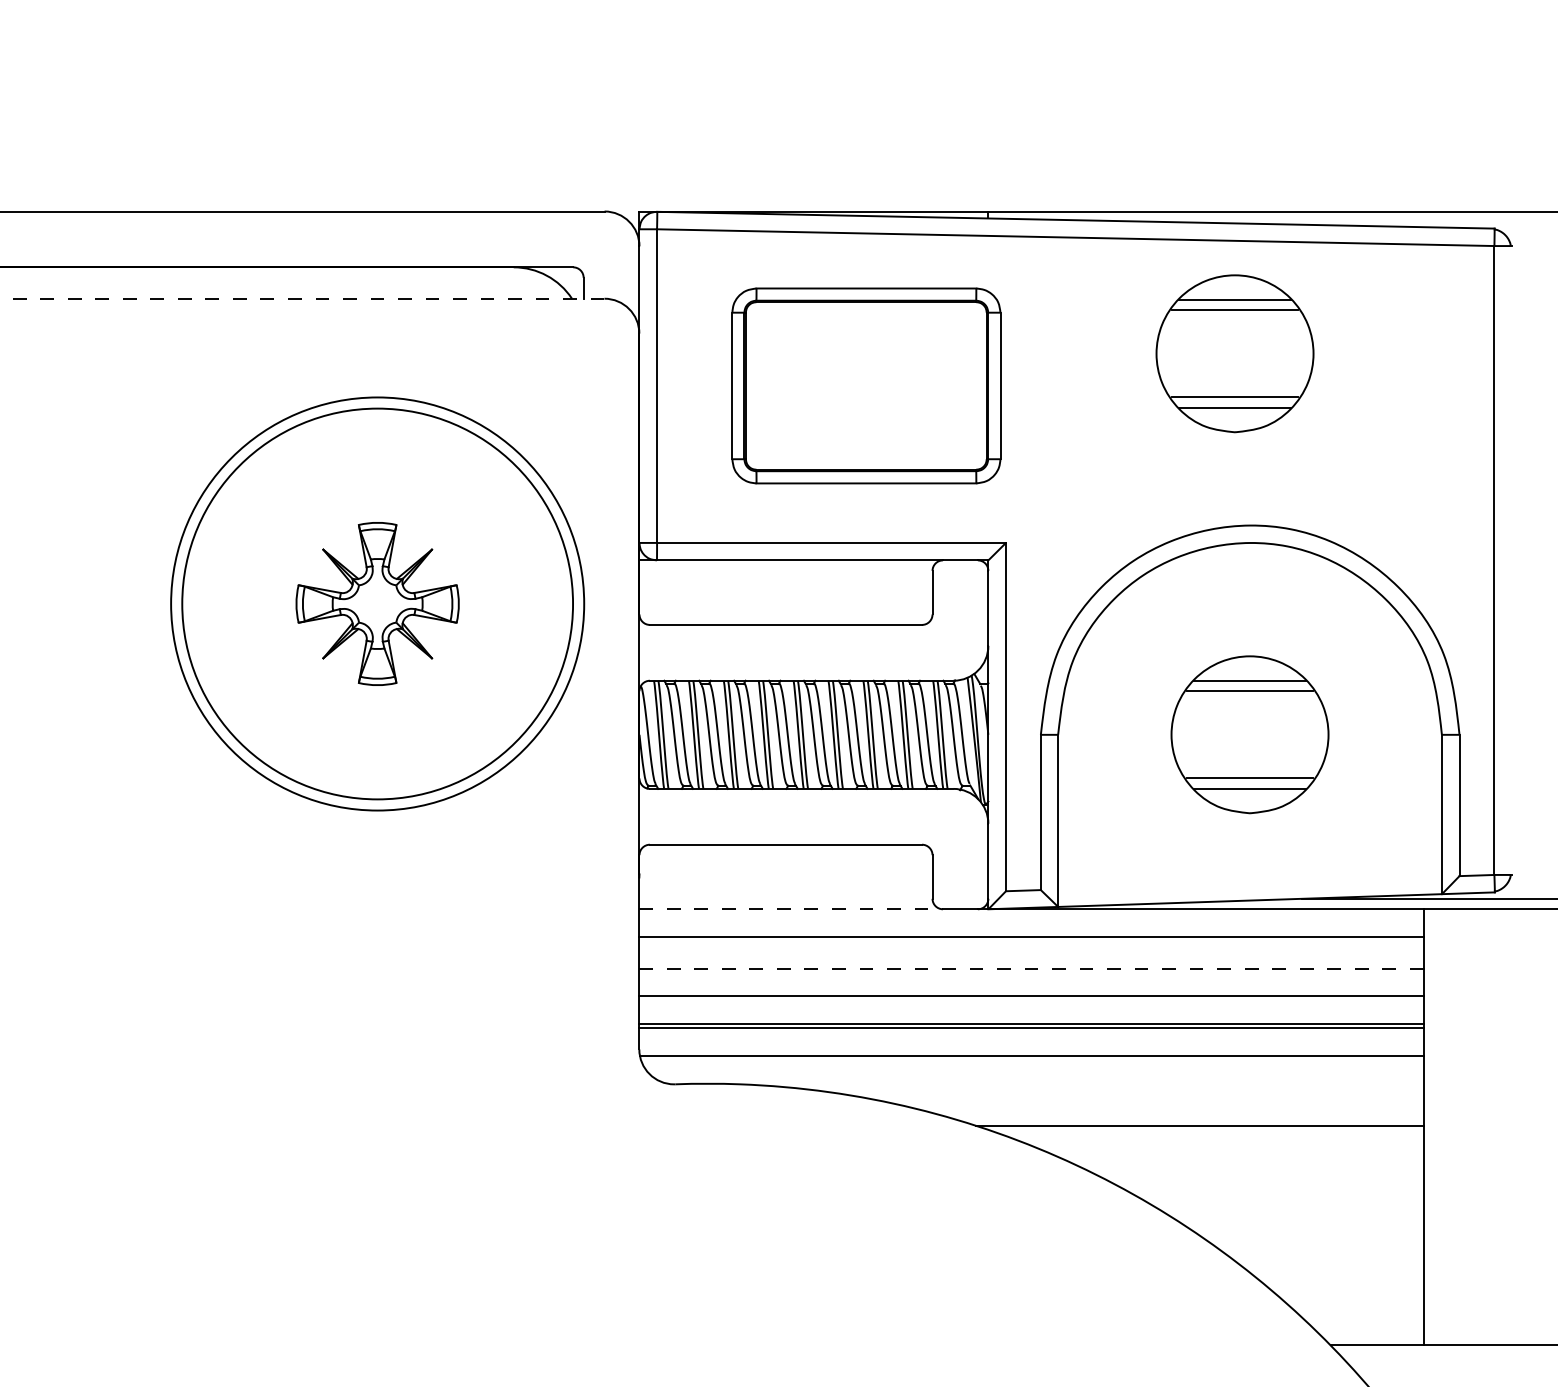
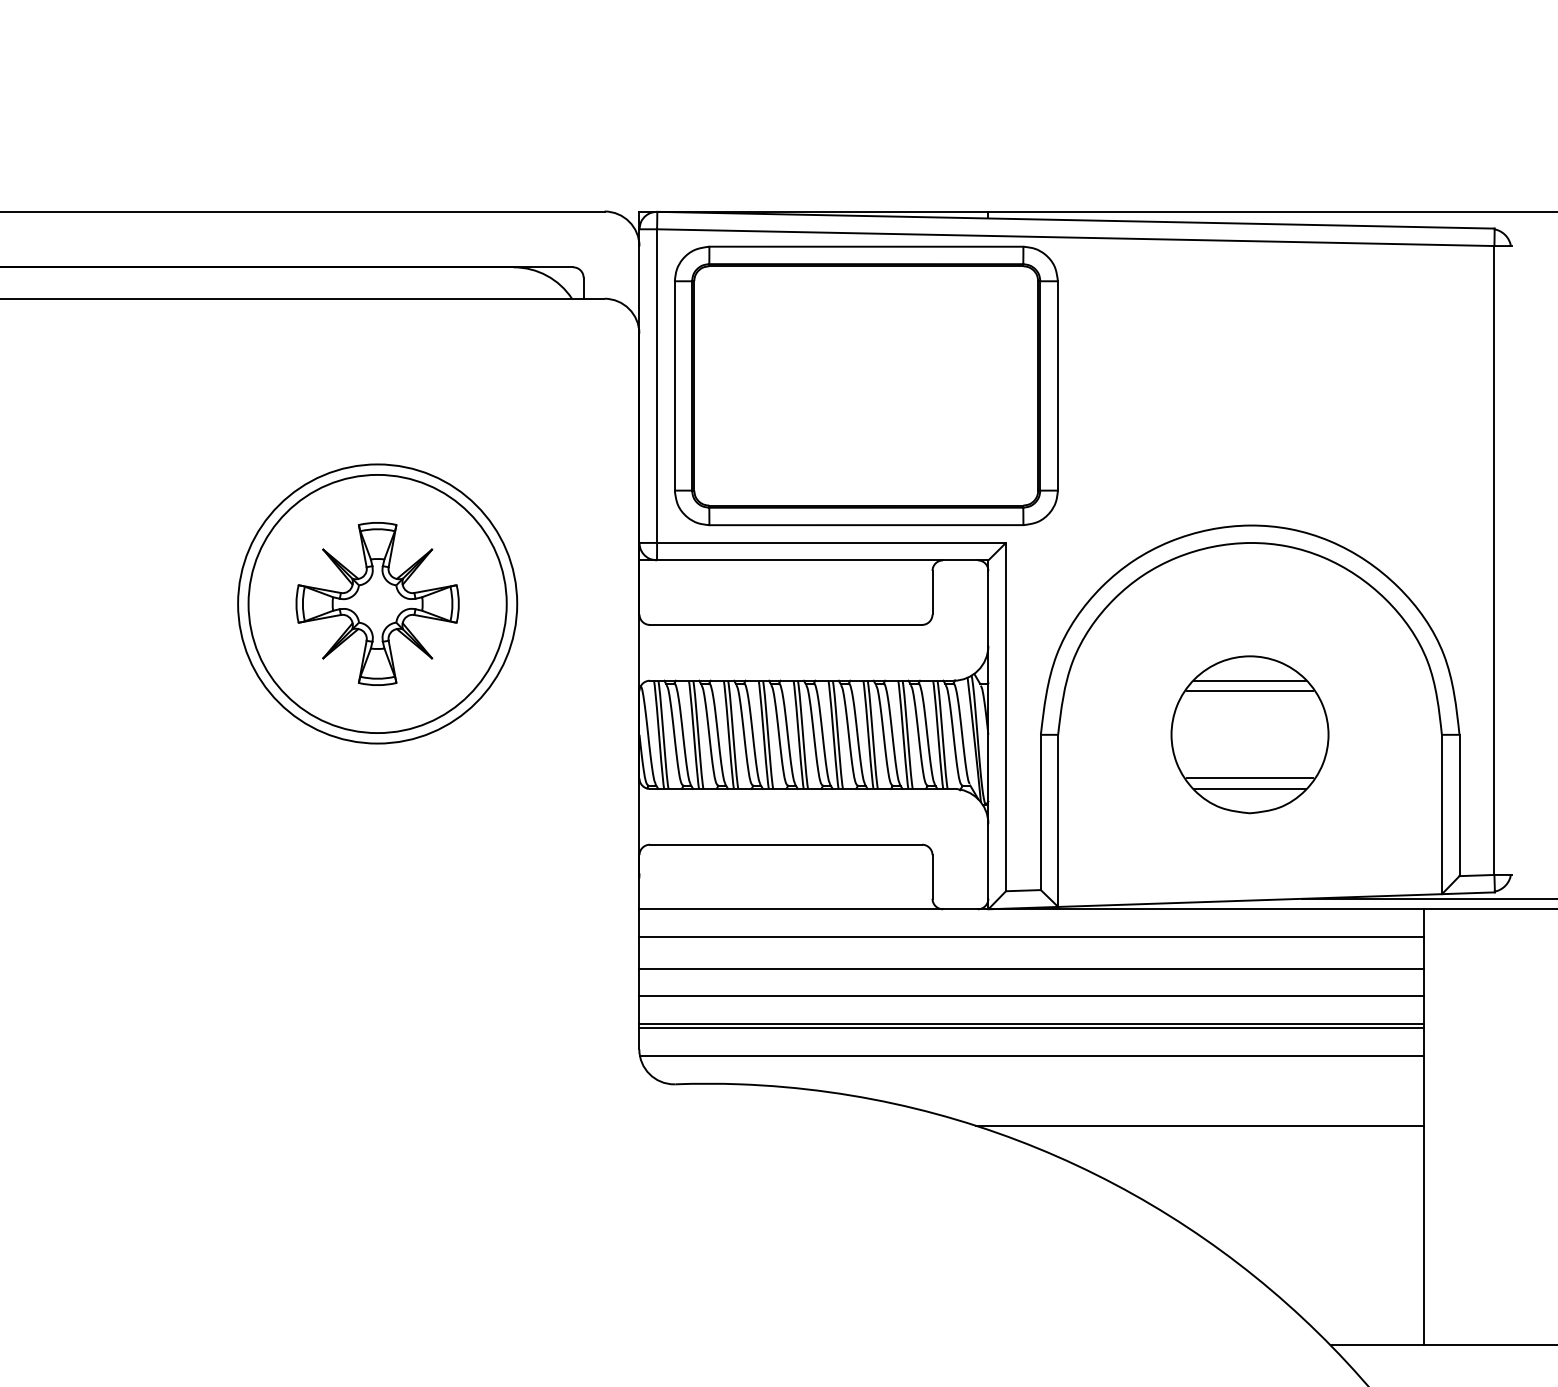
line: dashed -> solid (302, 298)
part: present -> none (1234, 353)
part size: 271x198 px -> 385x282 px (866, 385)
circle diameter: 391 px -> 279 px (377, 603)
circle diameter: 413 px -> 258 px (377, 603)
line: dashed -> solid (790, 909)
line: dashed -> solid (1031, 968)
